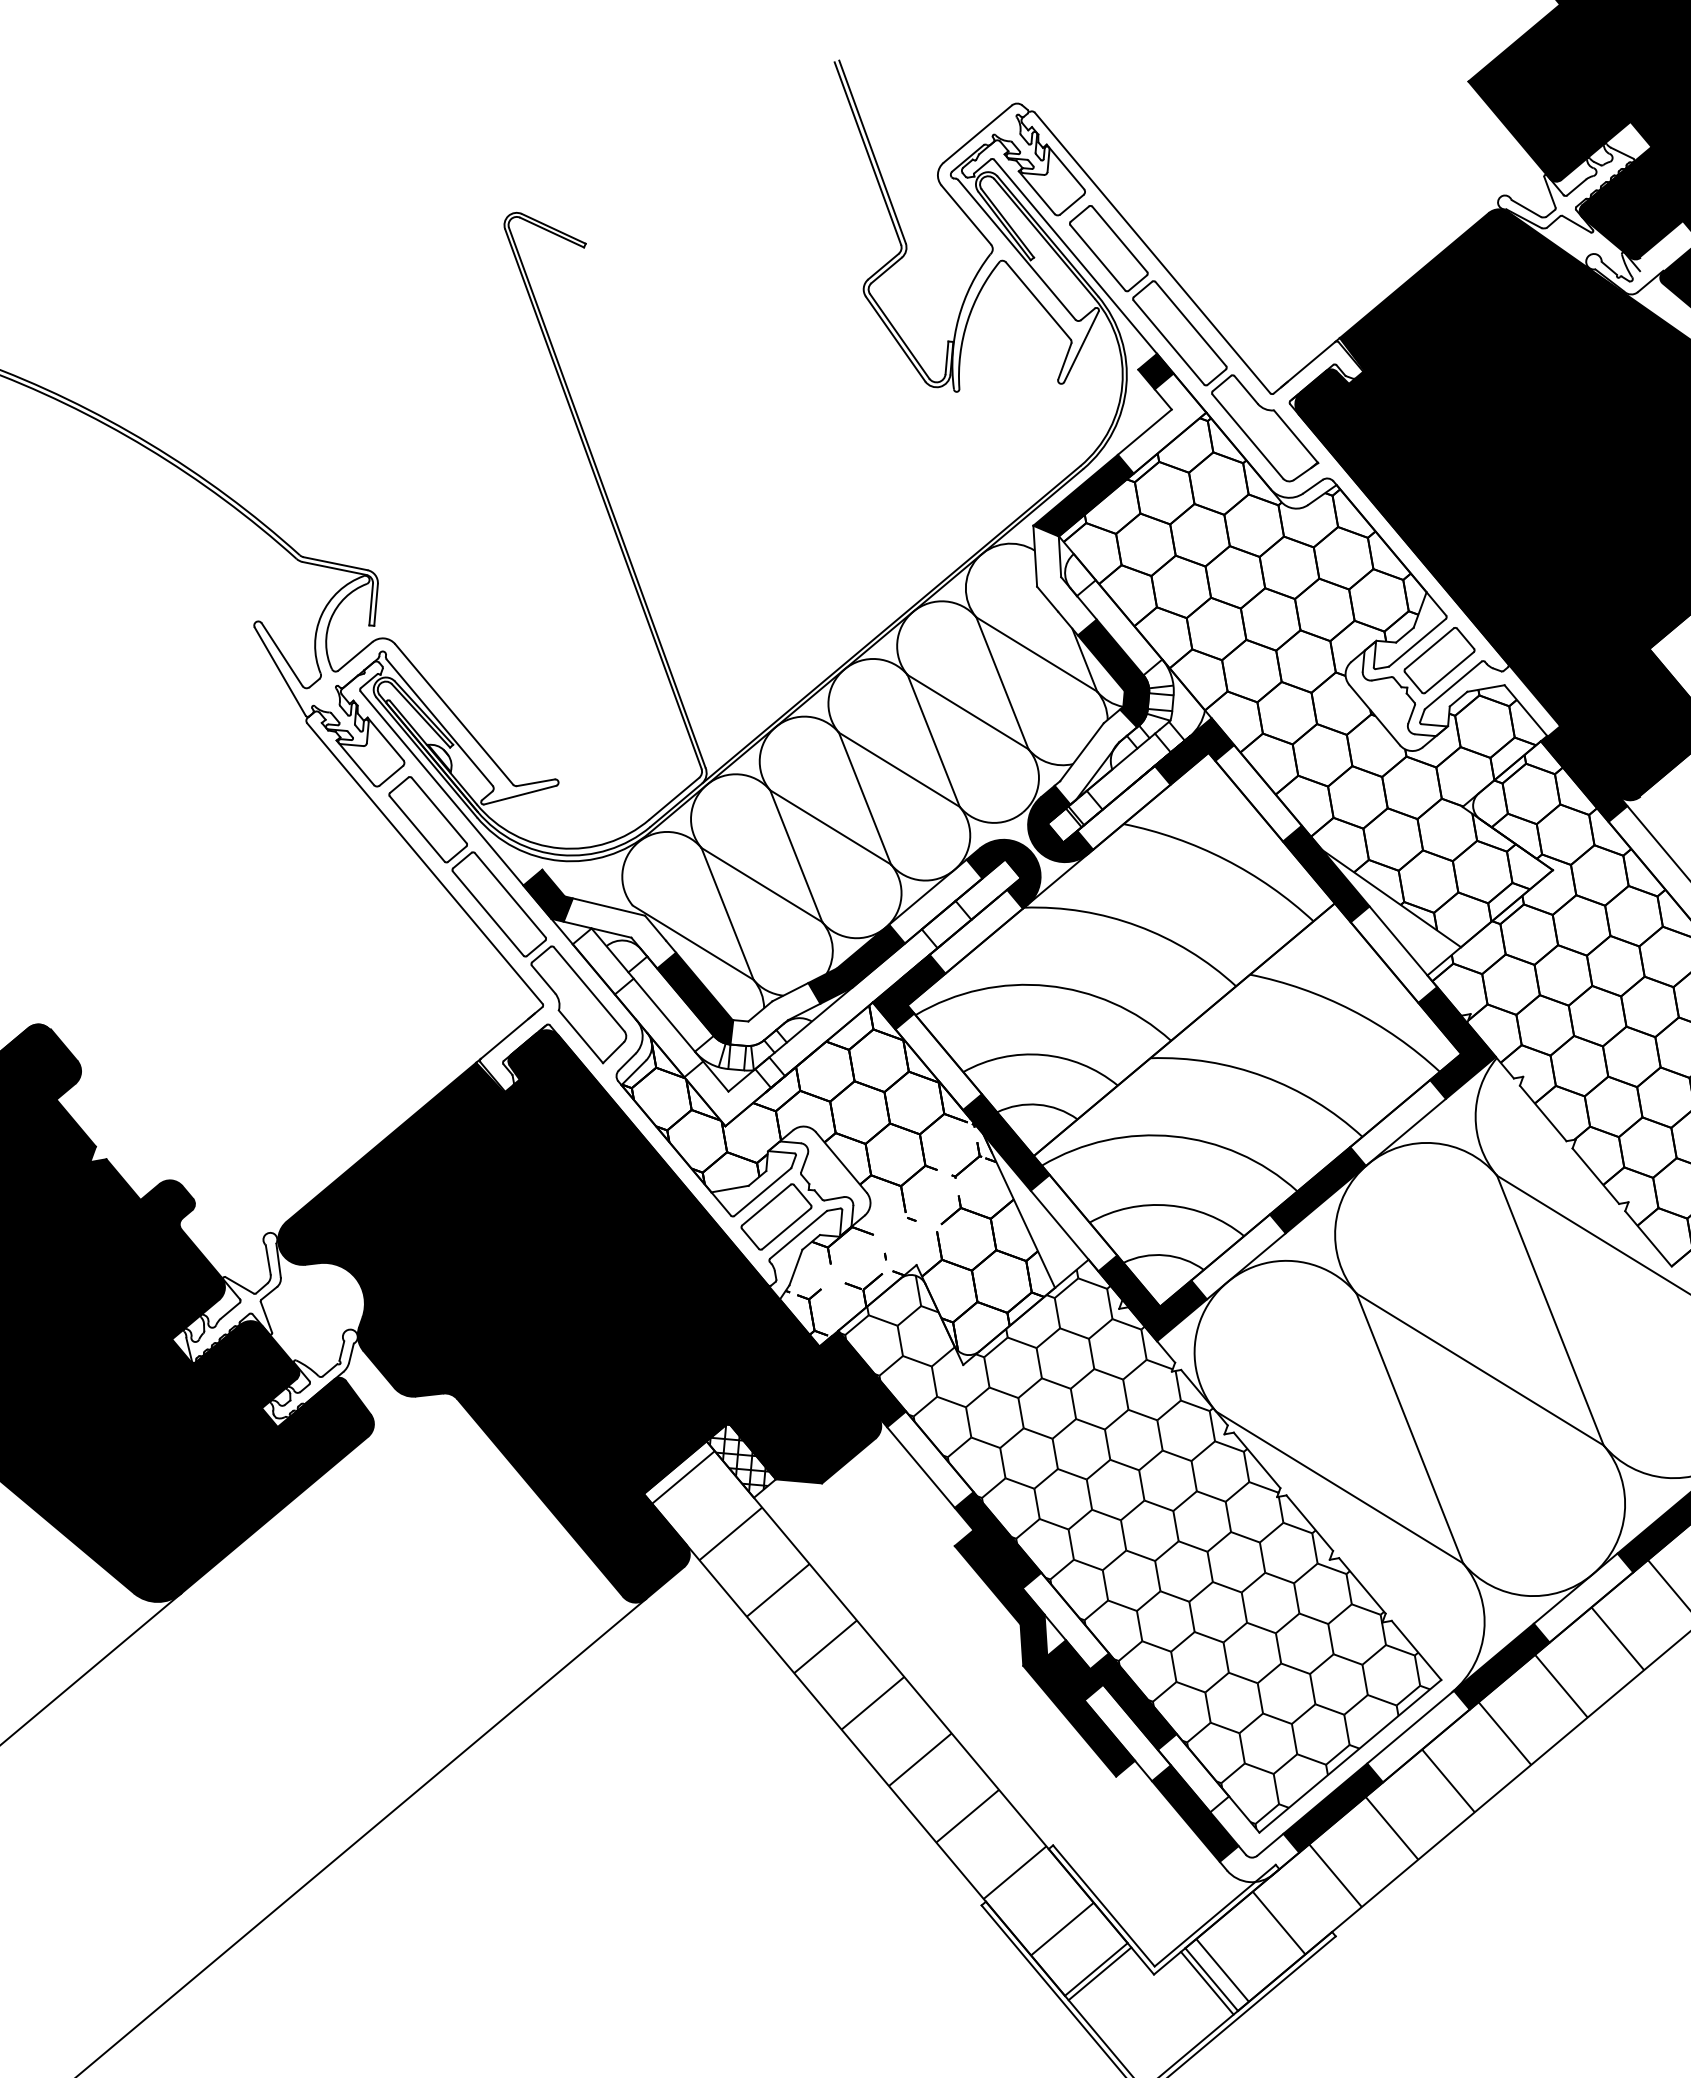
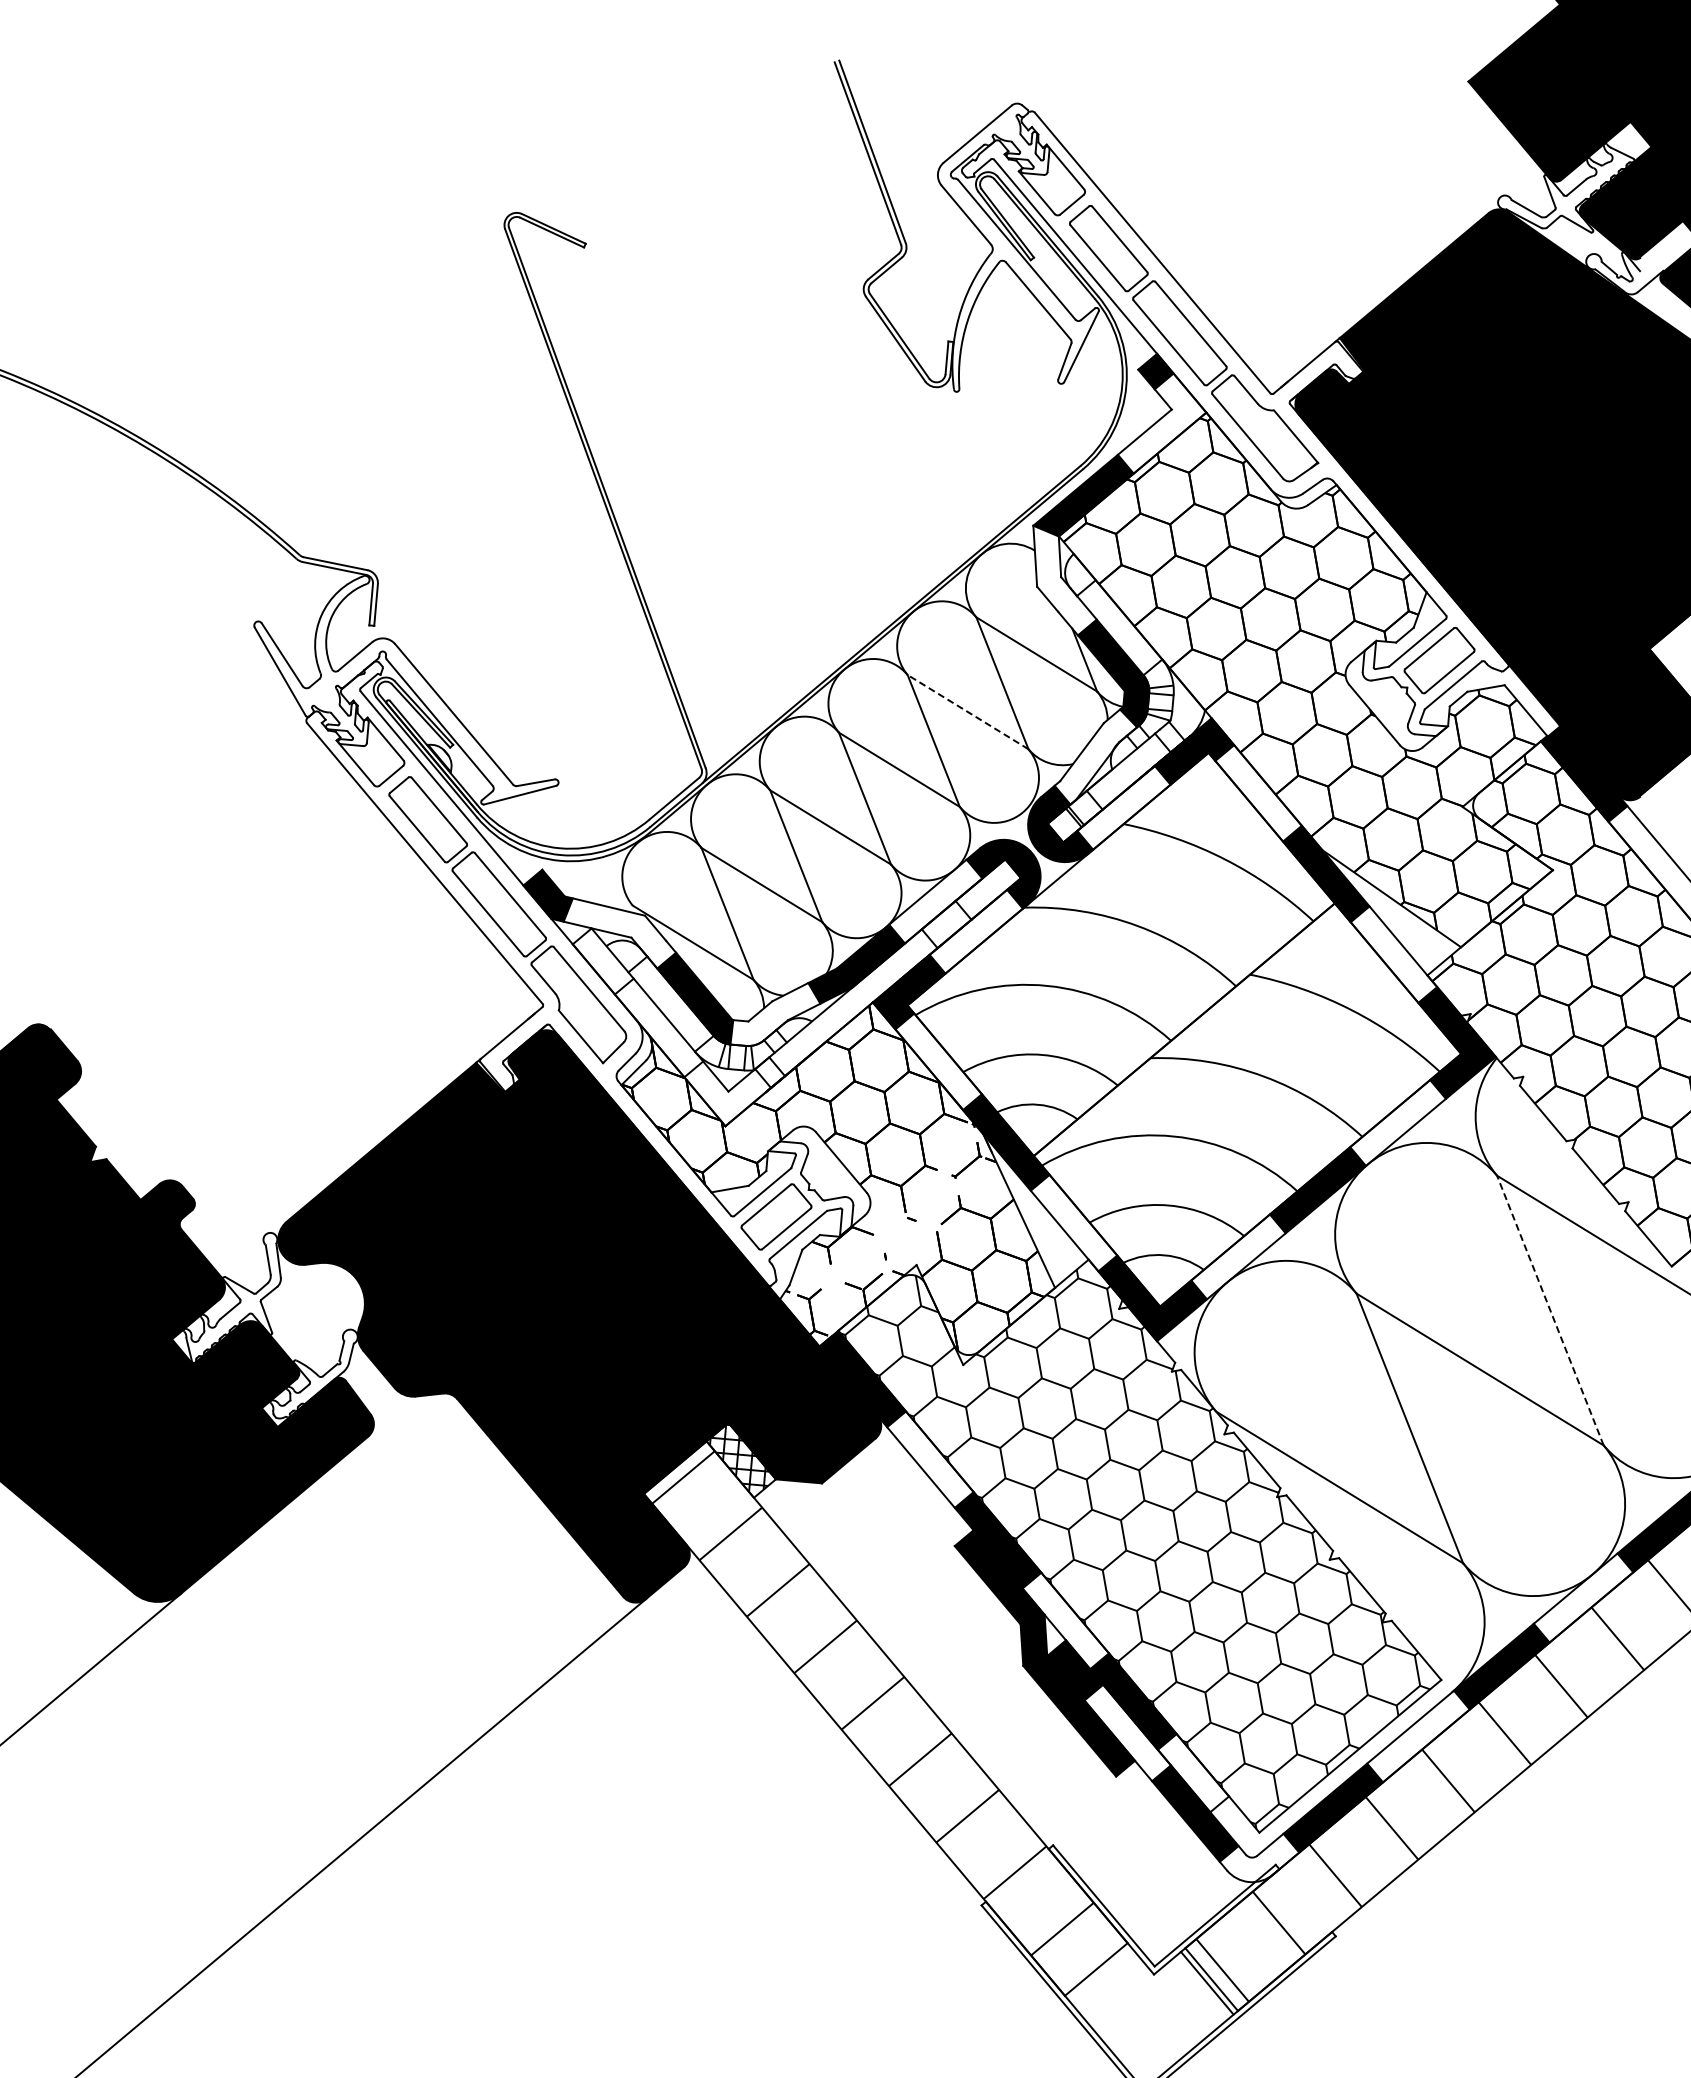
line: solid -> dashed (968, 712)
line: solid -> dashed (1550, 1310)
line: present -> none (1099, 1973)
